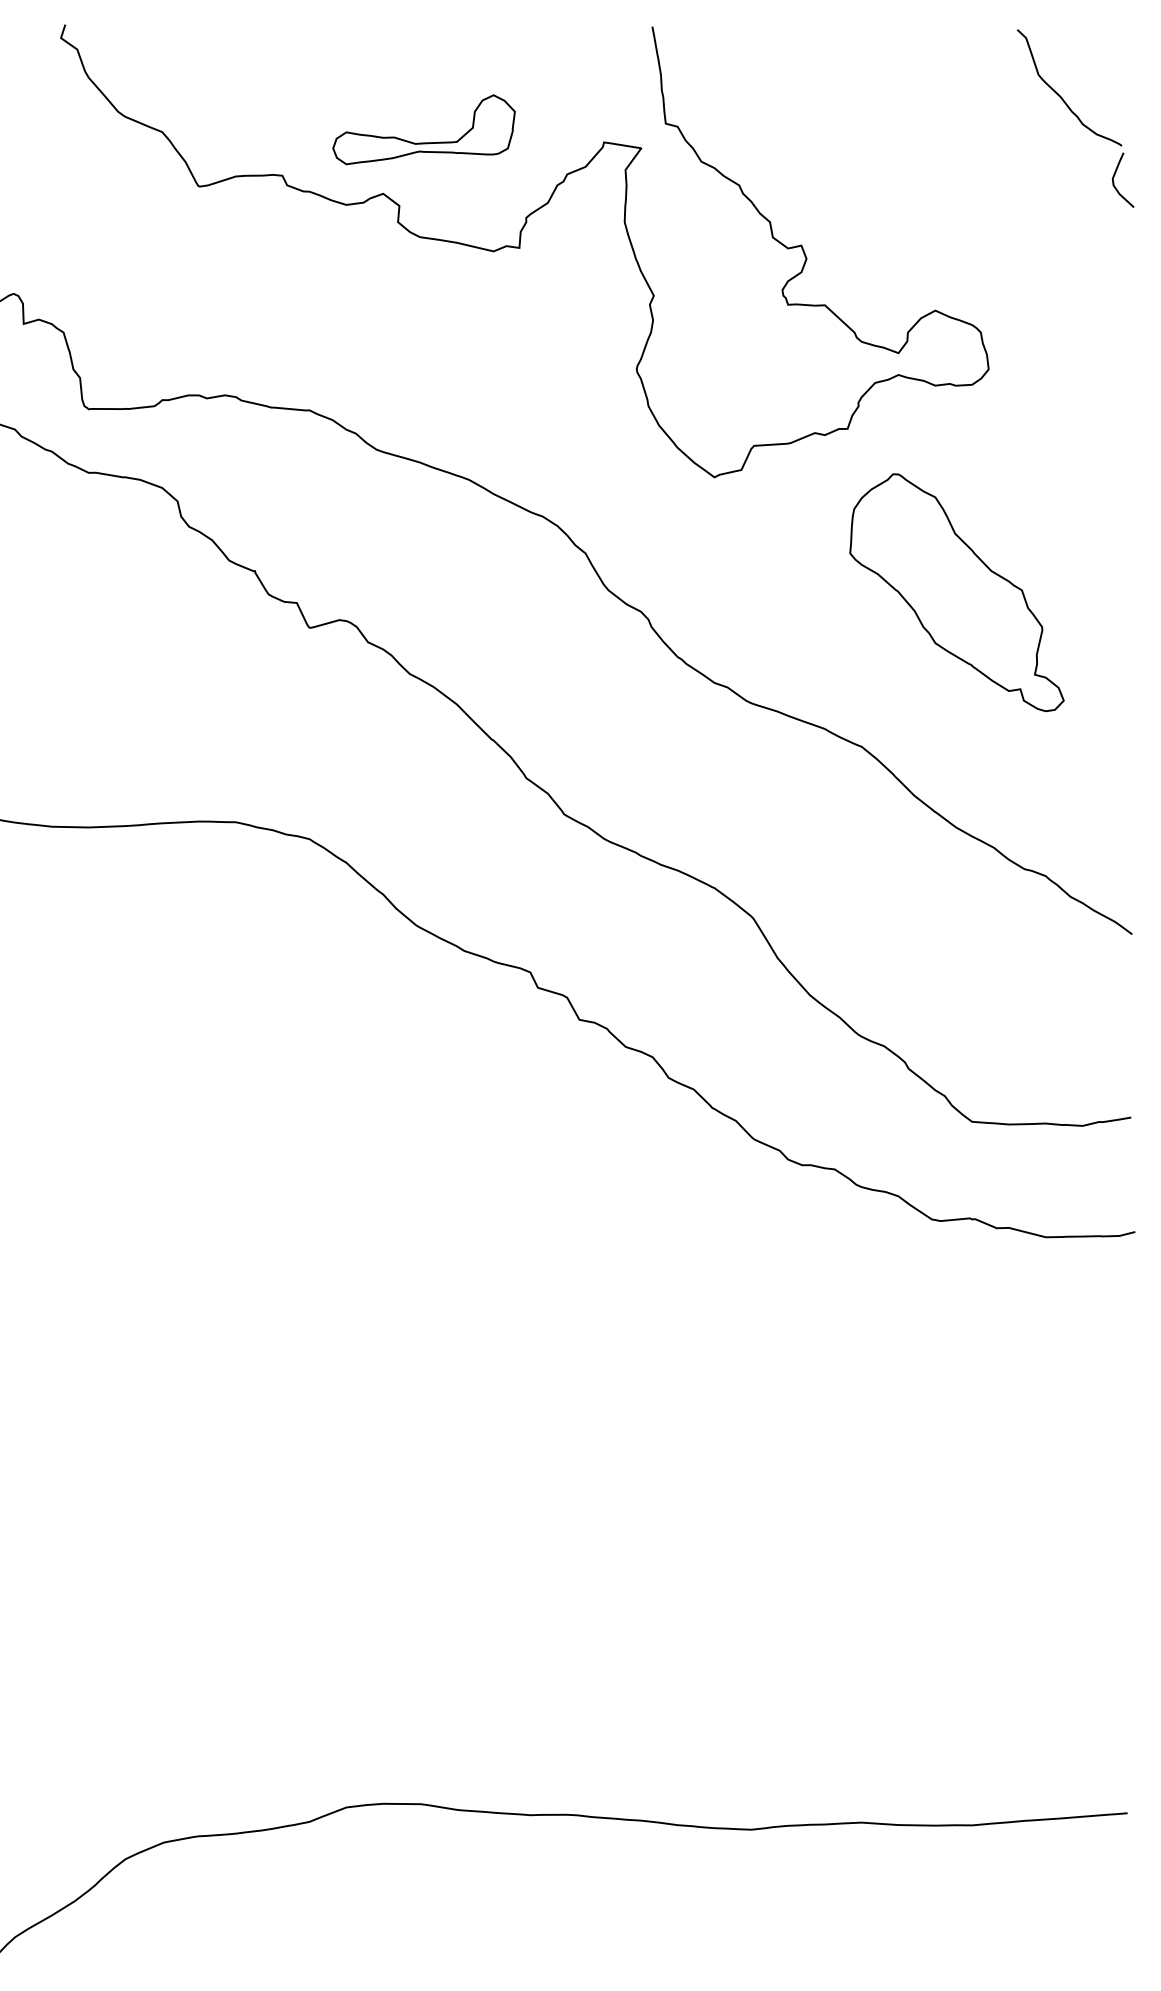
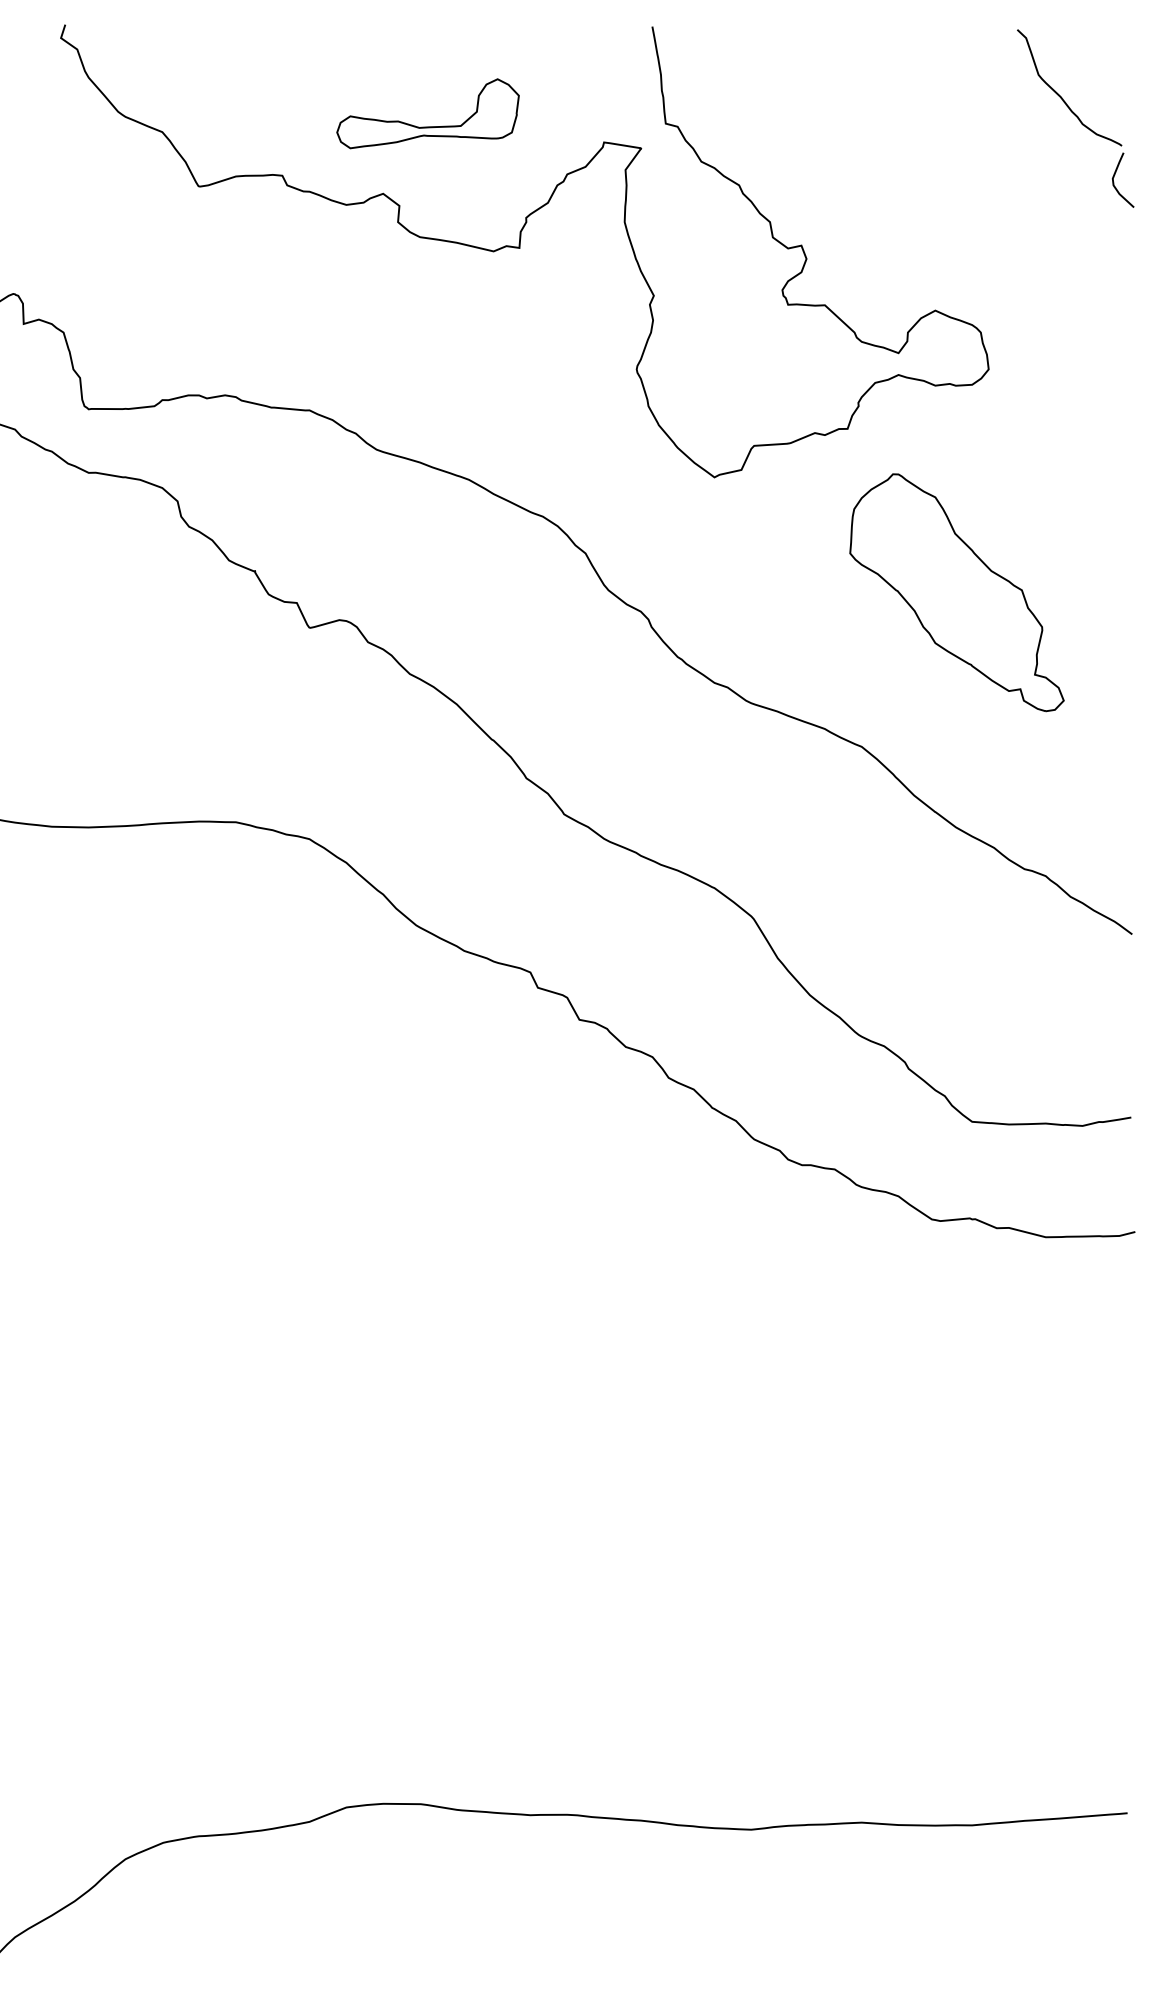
part position: (423, 142) -> (427, 126) (427, 126)
